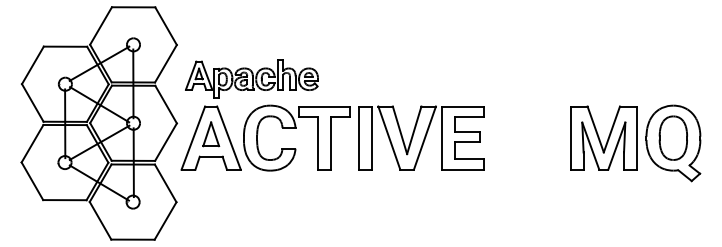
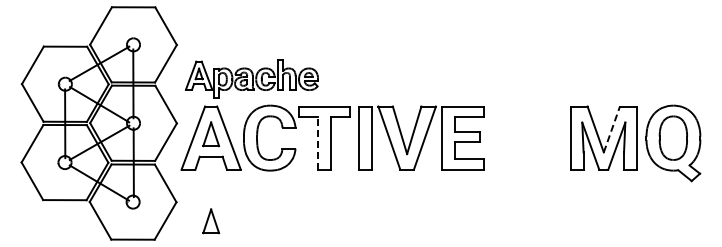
line: solid -> dashed (612, 129)
line: solid -> dashed (317, 142)
part: none -> present (211, 221)
